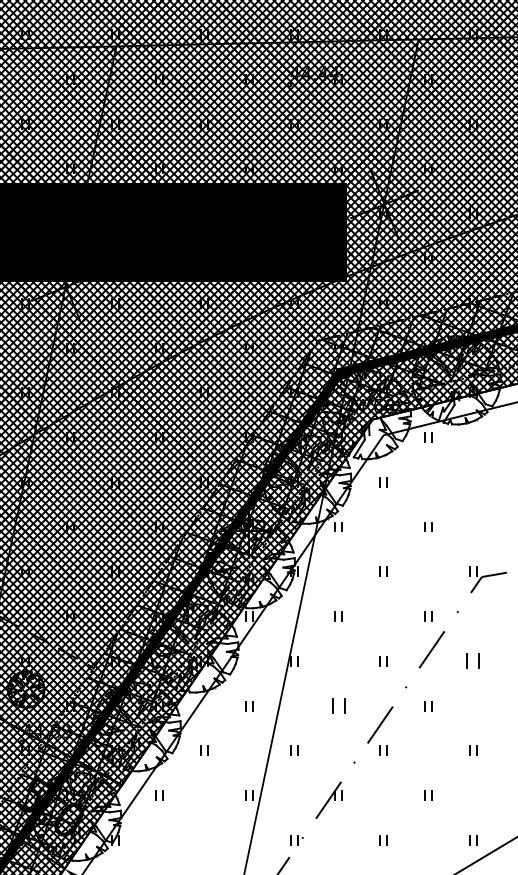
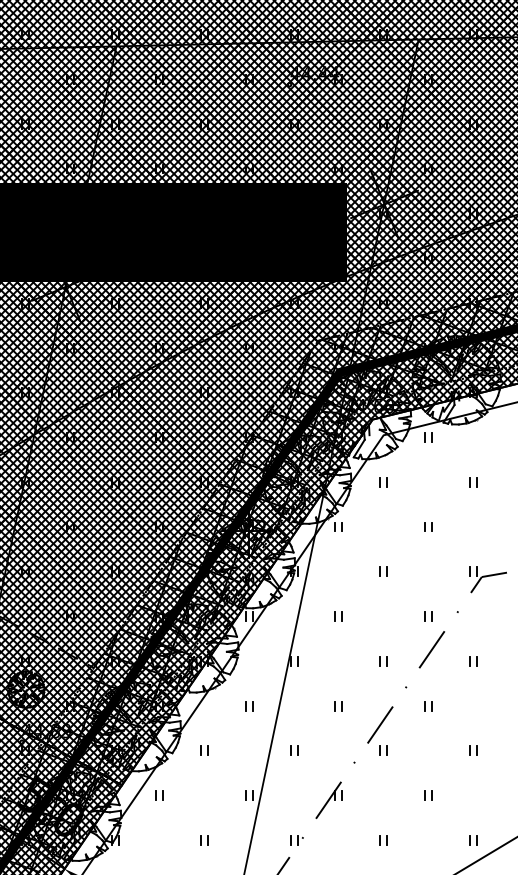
part: none -> present (473, 482)
part size: 14x16 px -> 9x11 px (473, 661)
part size: 14x16 px -> 9x11 px (338, 706)
part: none -> present (204, 840)
